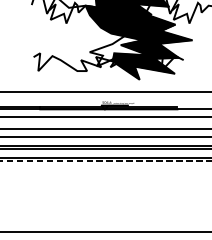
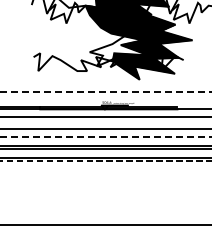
line: solid -> dashed (105, 91)
line: solid -> dashed (105, 137)
line position: (105, 231) -> (105, 224) (105, 224)
